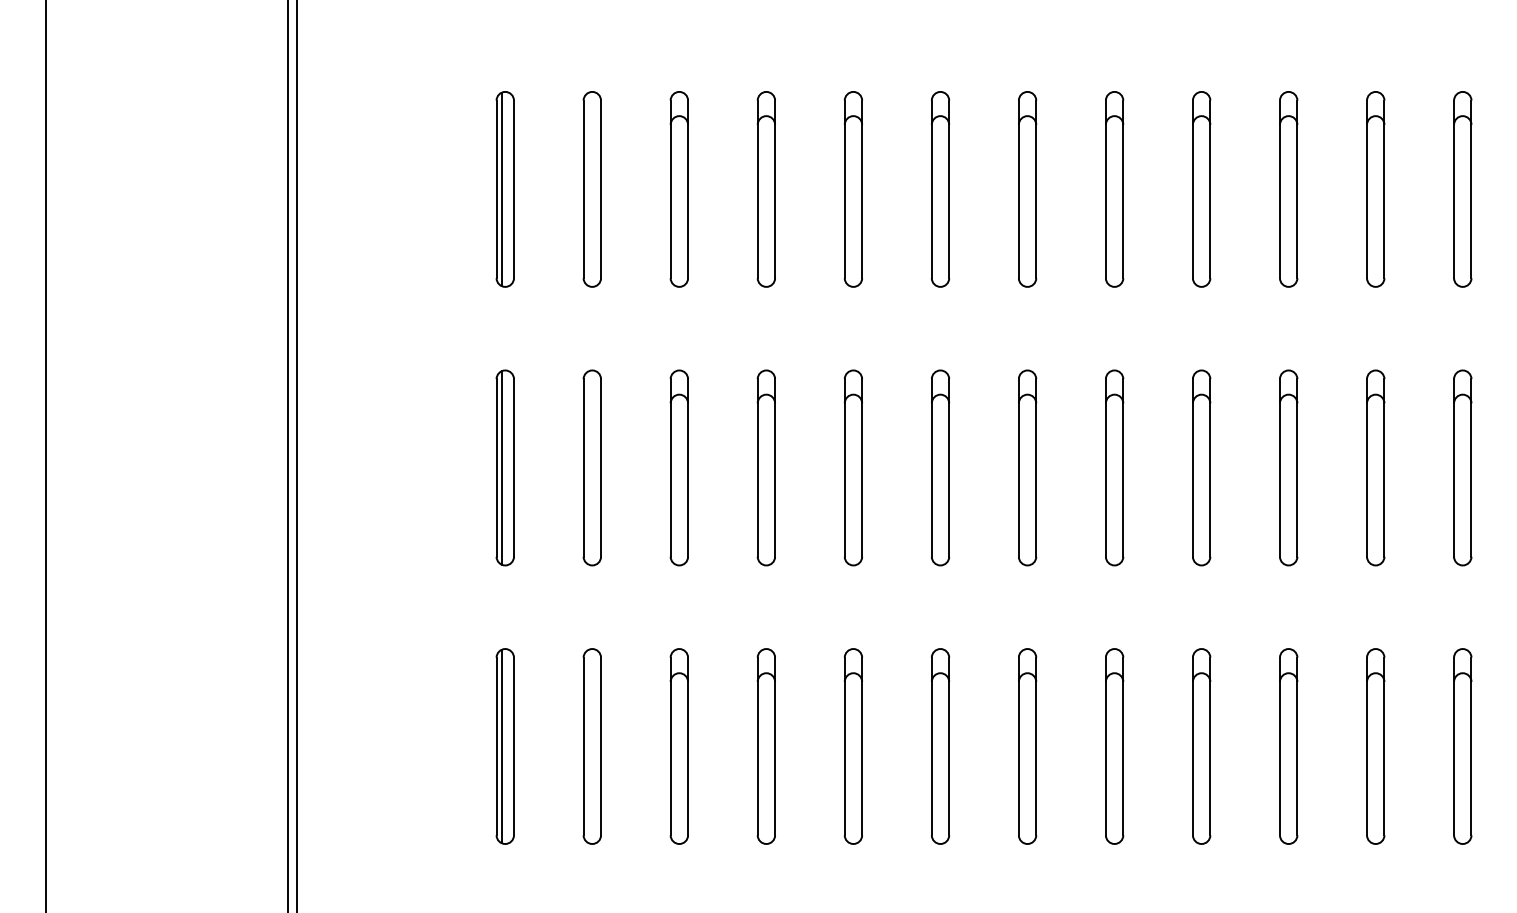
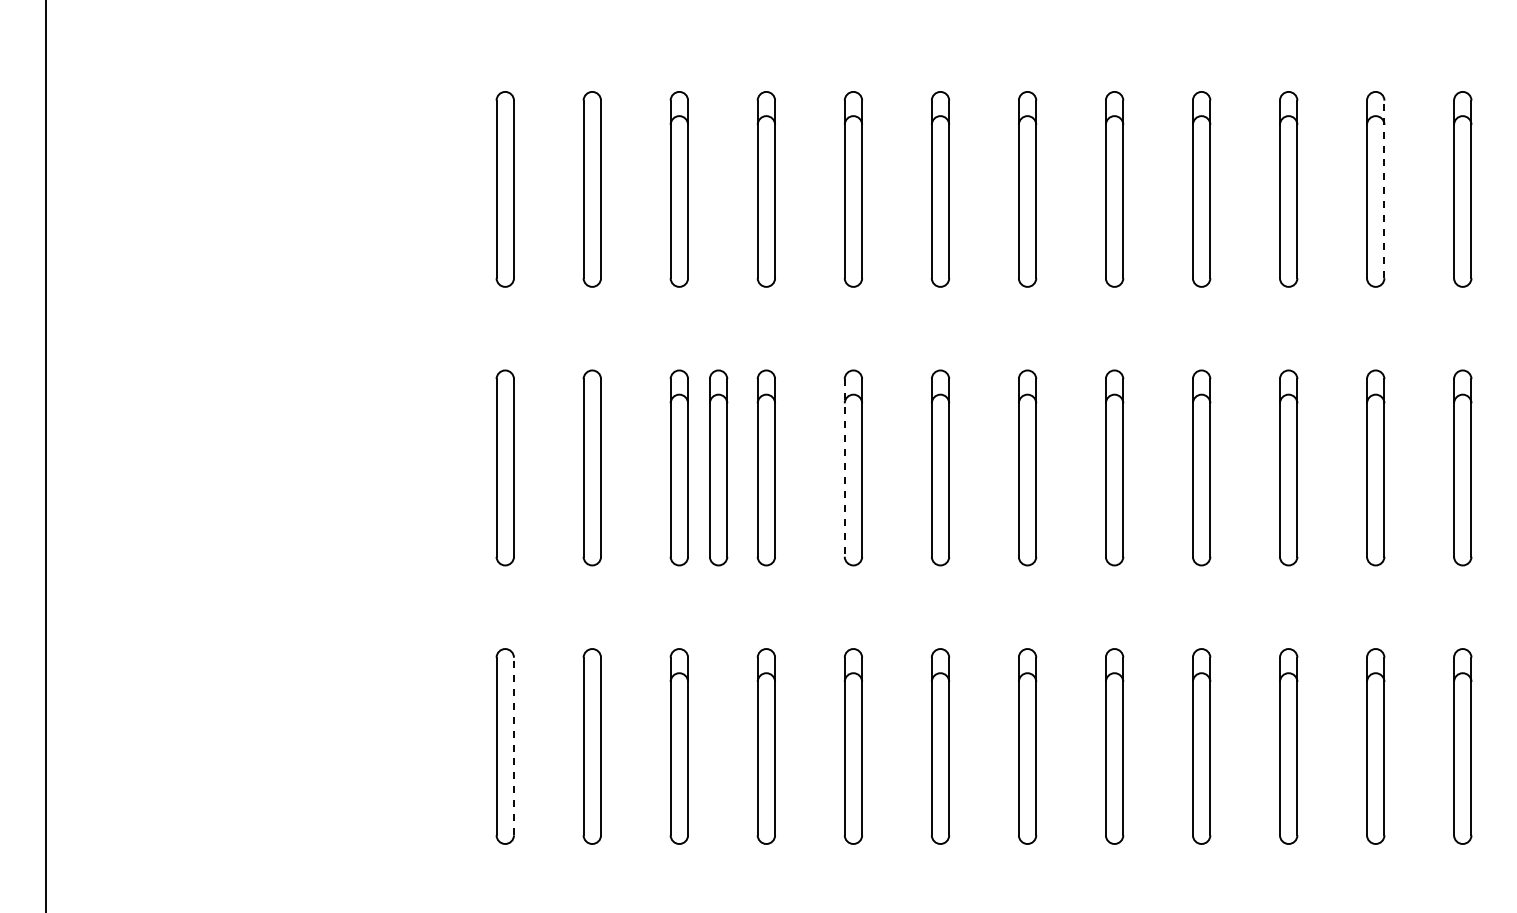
line: present -> none (501, 189)
line: solid -> dashed (1384, 189)
line: present -> none (287, 455)
line: present -> none (297, 455)
line: present -> none (501, 467)
part: none -> present (718, 467)
line: solid -> dashed (844, 467)
line: present -> none (501, 746)
line: solid -> dashed (513, 746)
